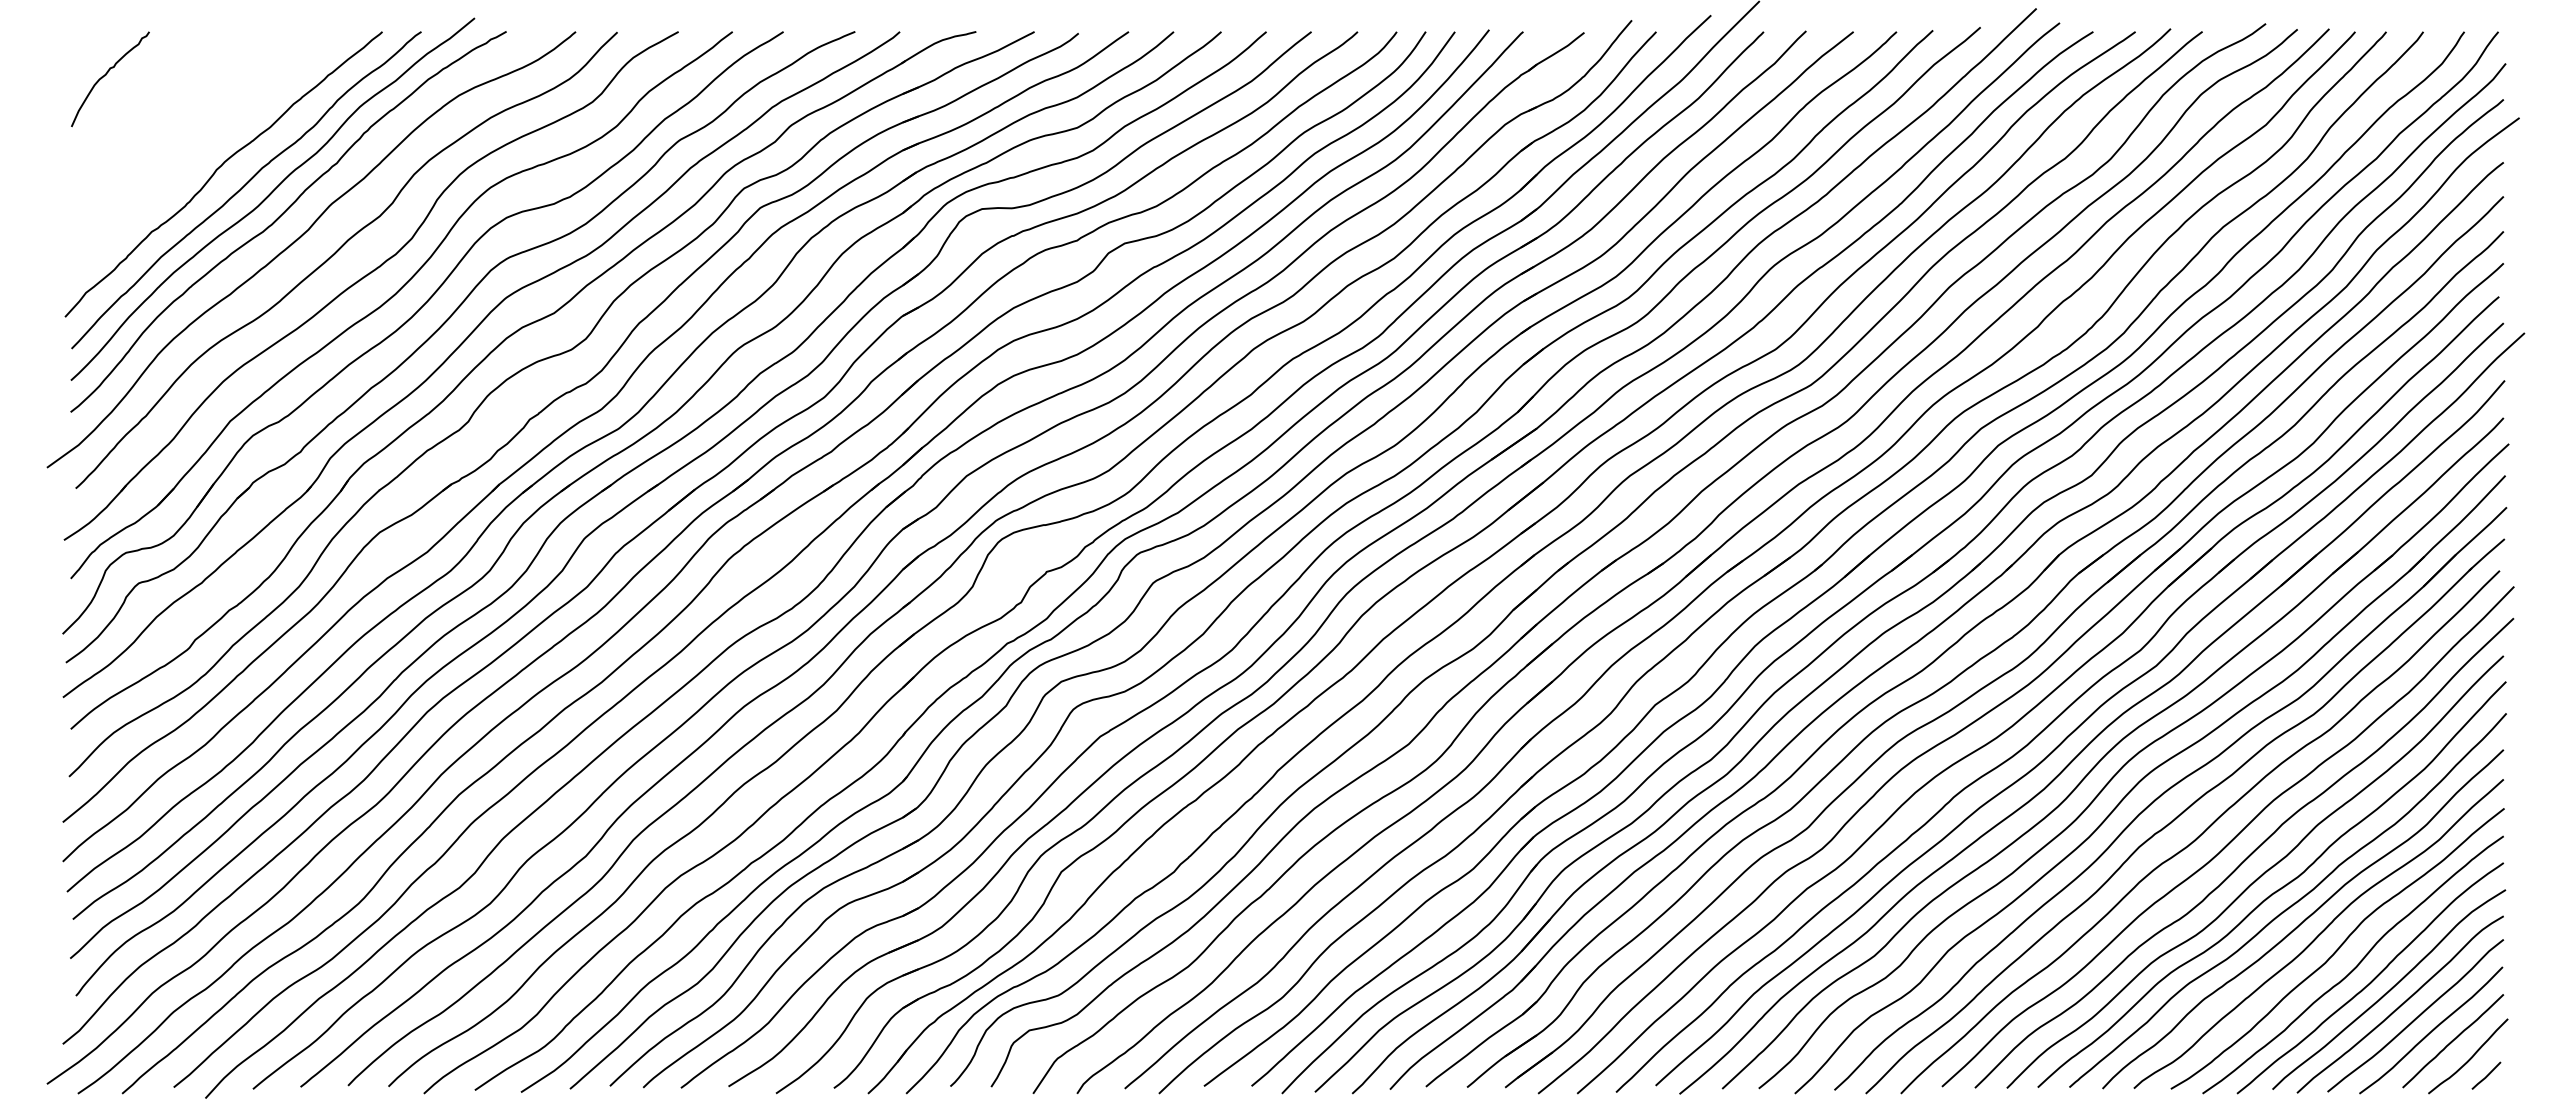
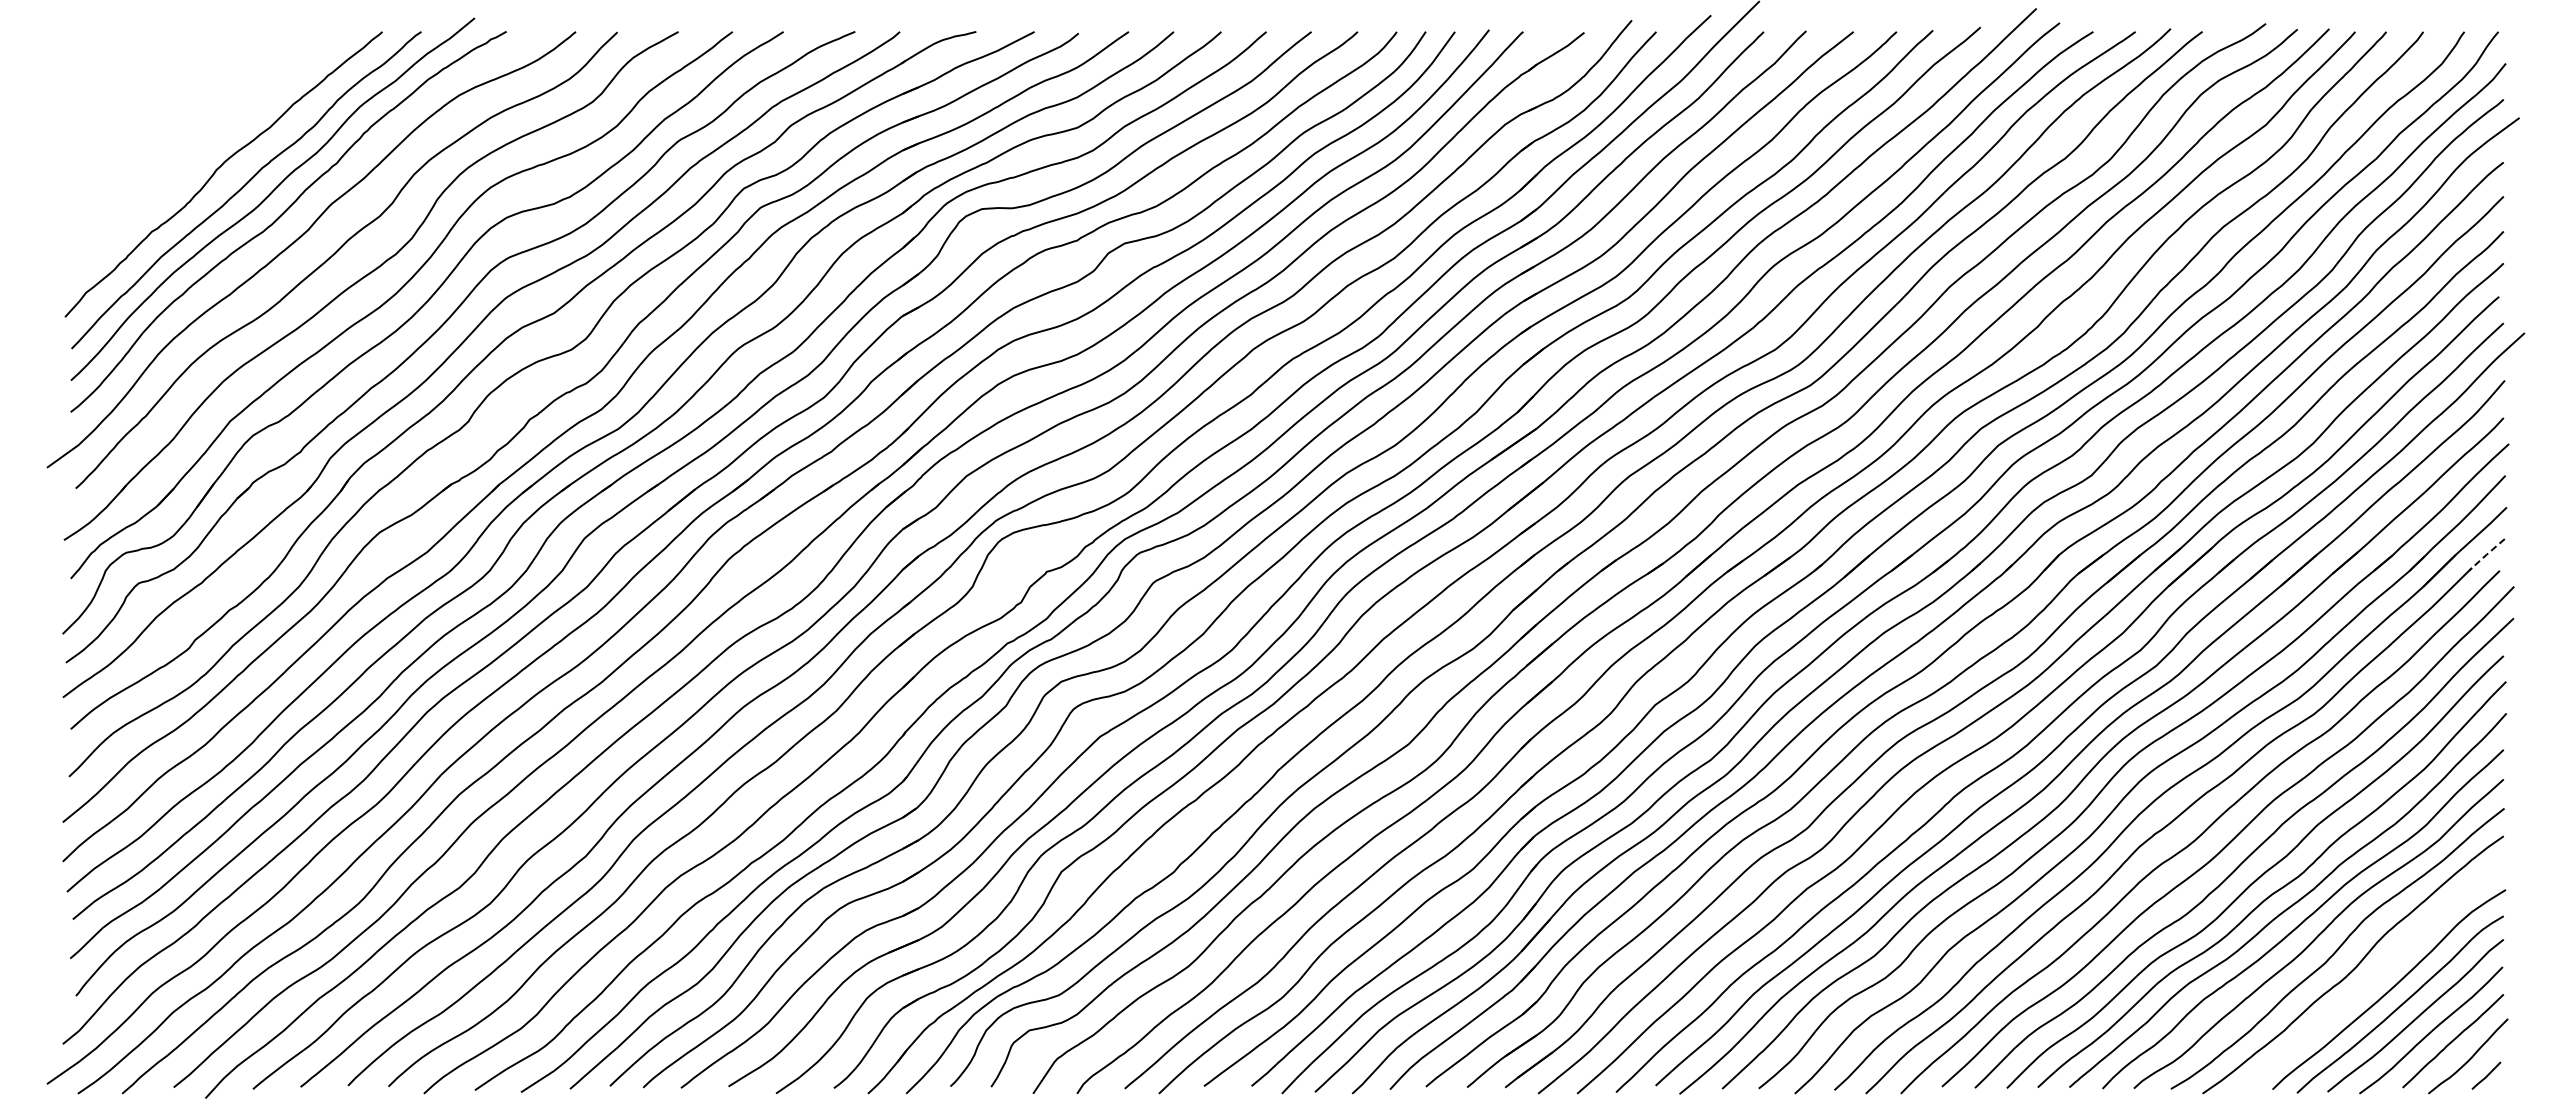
curve: present -> none (106, 75)
line: solid -> dashed (2486, 554)
curve: present -> none (2371, 980)
